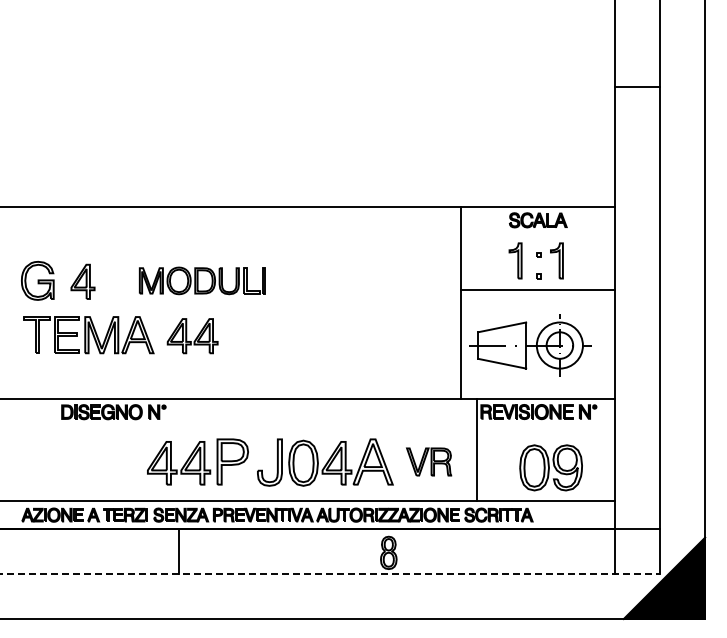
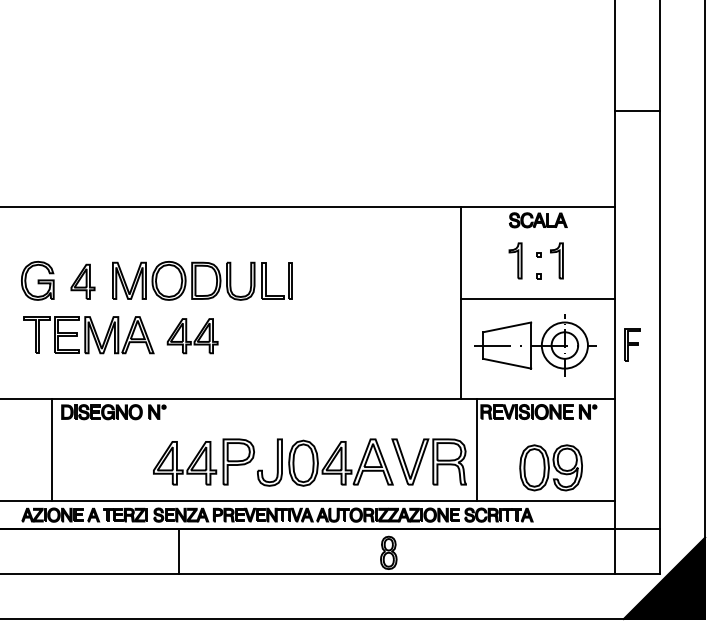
line position: (636, 86) -> (636, 110) (636, 110)
part size: 128x30 px -> 181x40 px (202, 280)
line position: (537, 289) -> (537, 298) (537, 298)
part: none -> present (632, 344)
part position: (530, 345) -> (535, 345) (535, 345)
line: none -> present (51, 450)
part position: (197, 461) -> (203, 461) (203, 461)
part size: 47x30 px -> 76x48 px (428, 461)
line: dashed -> solid (329, 573)
